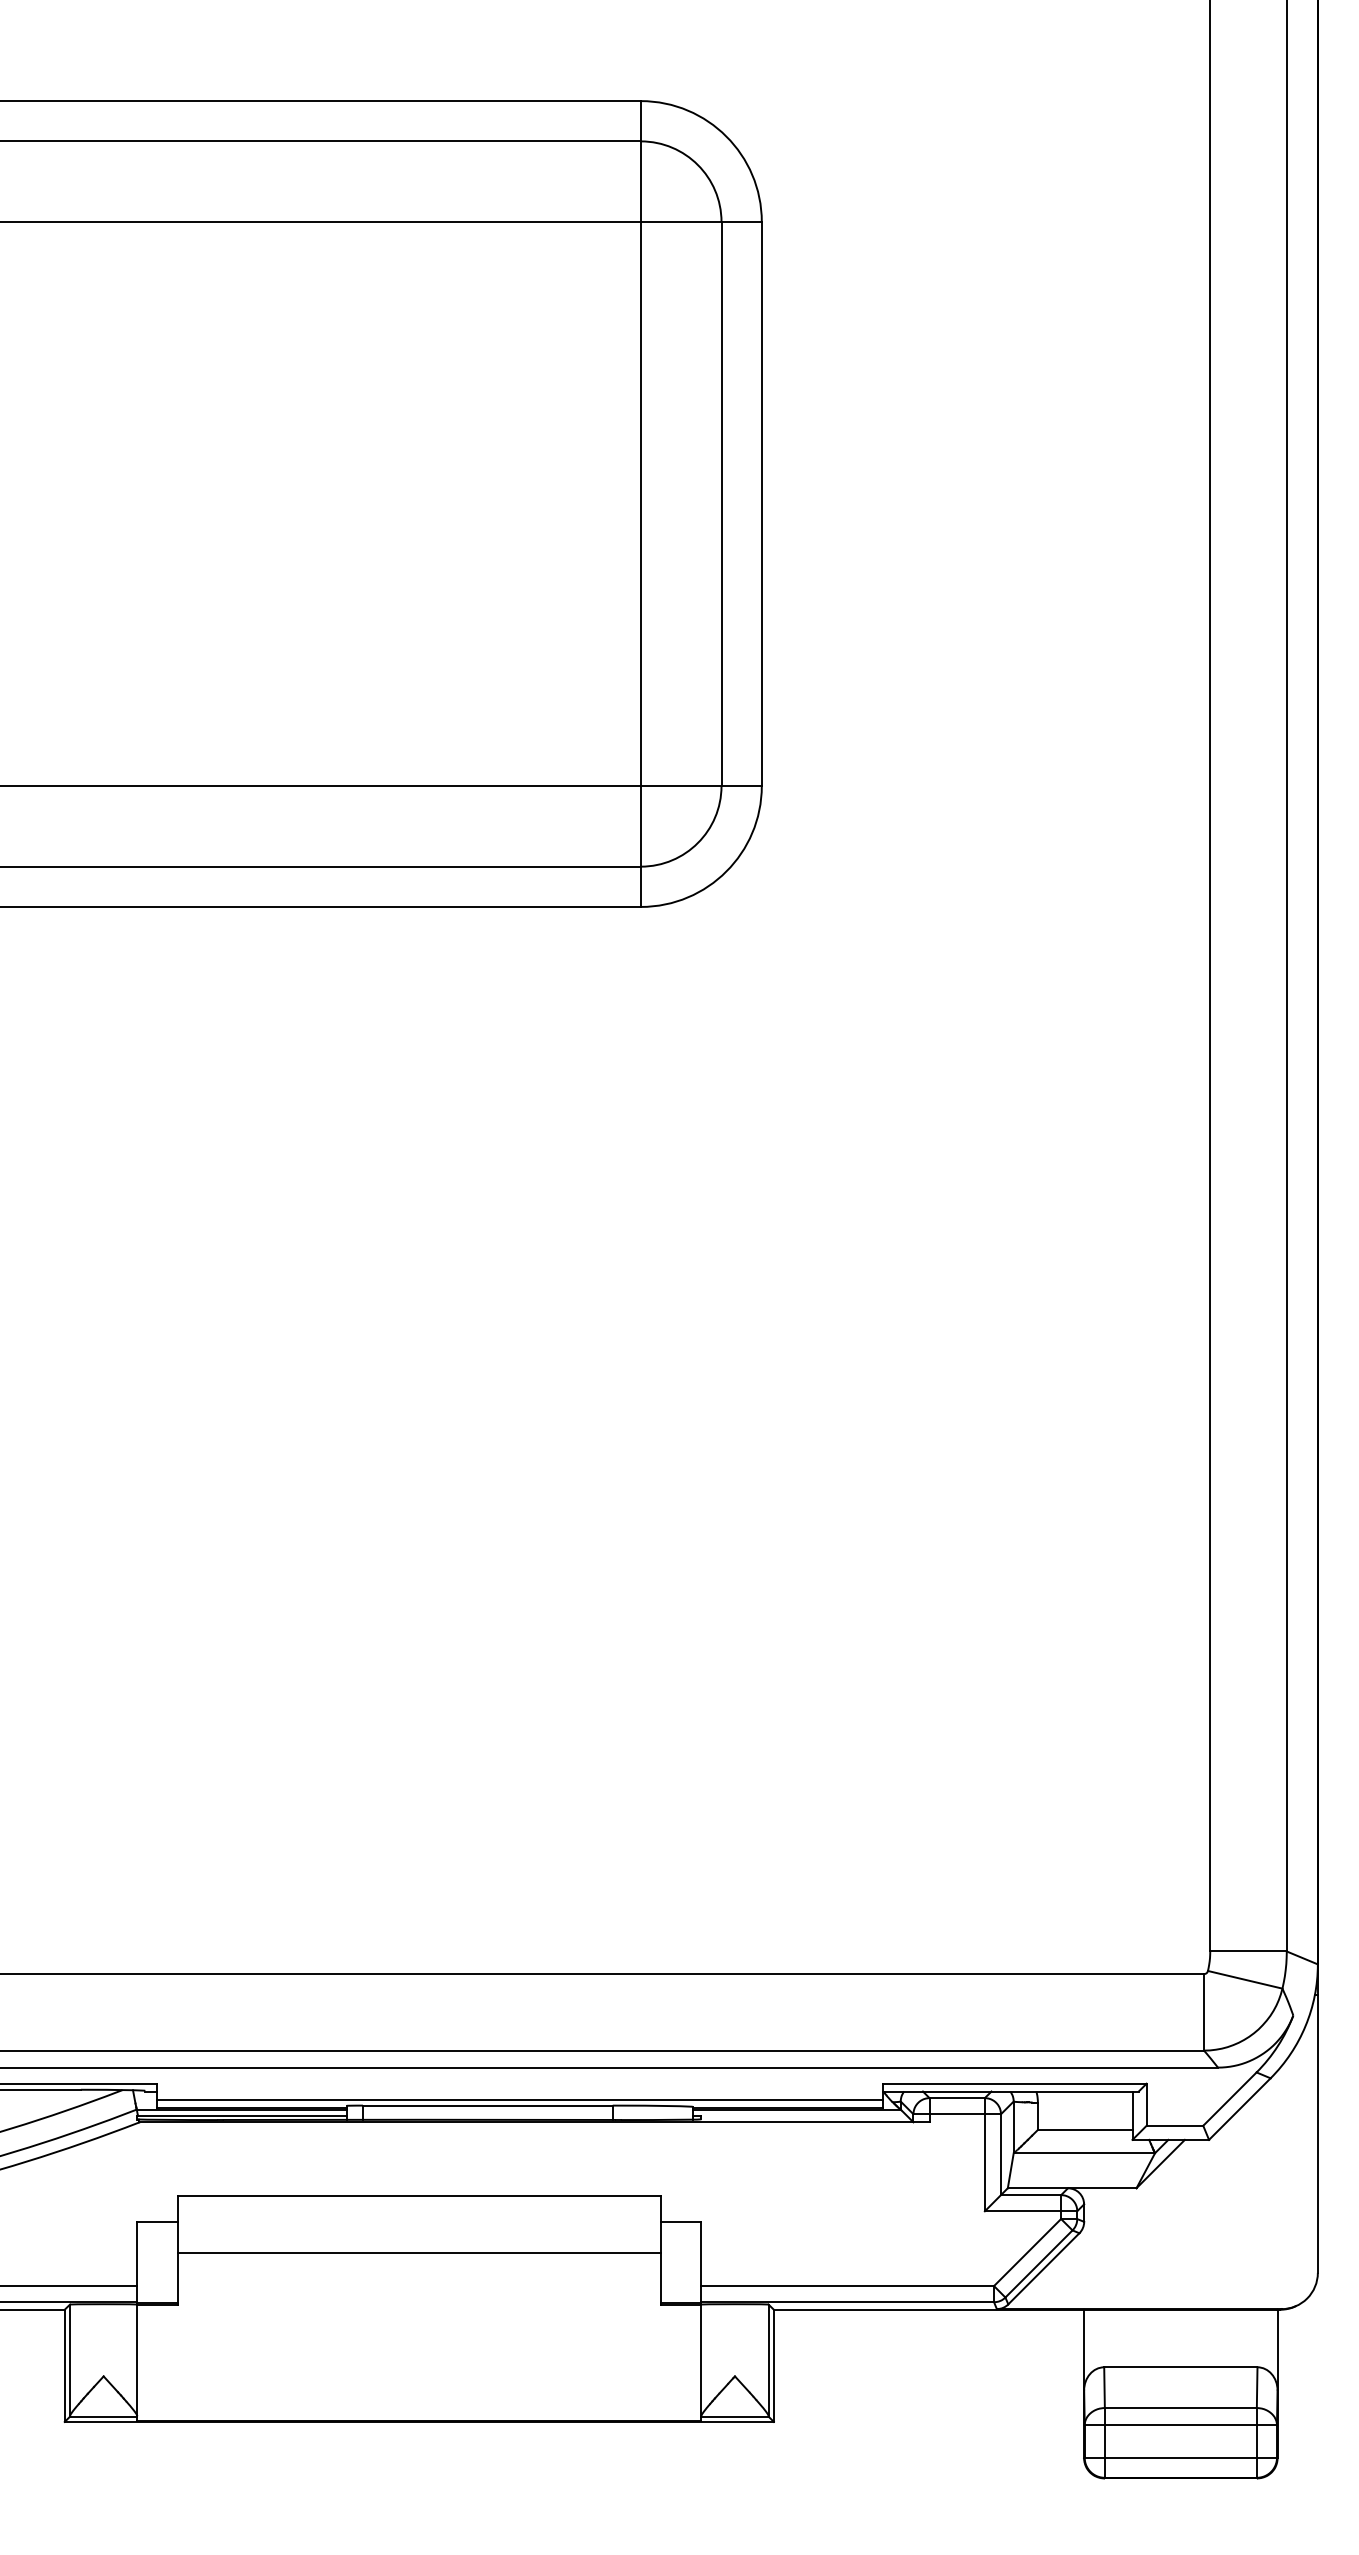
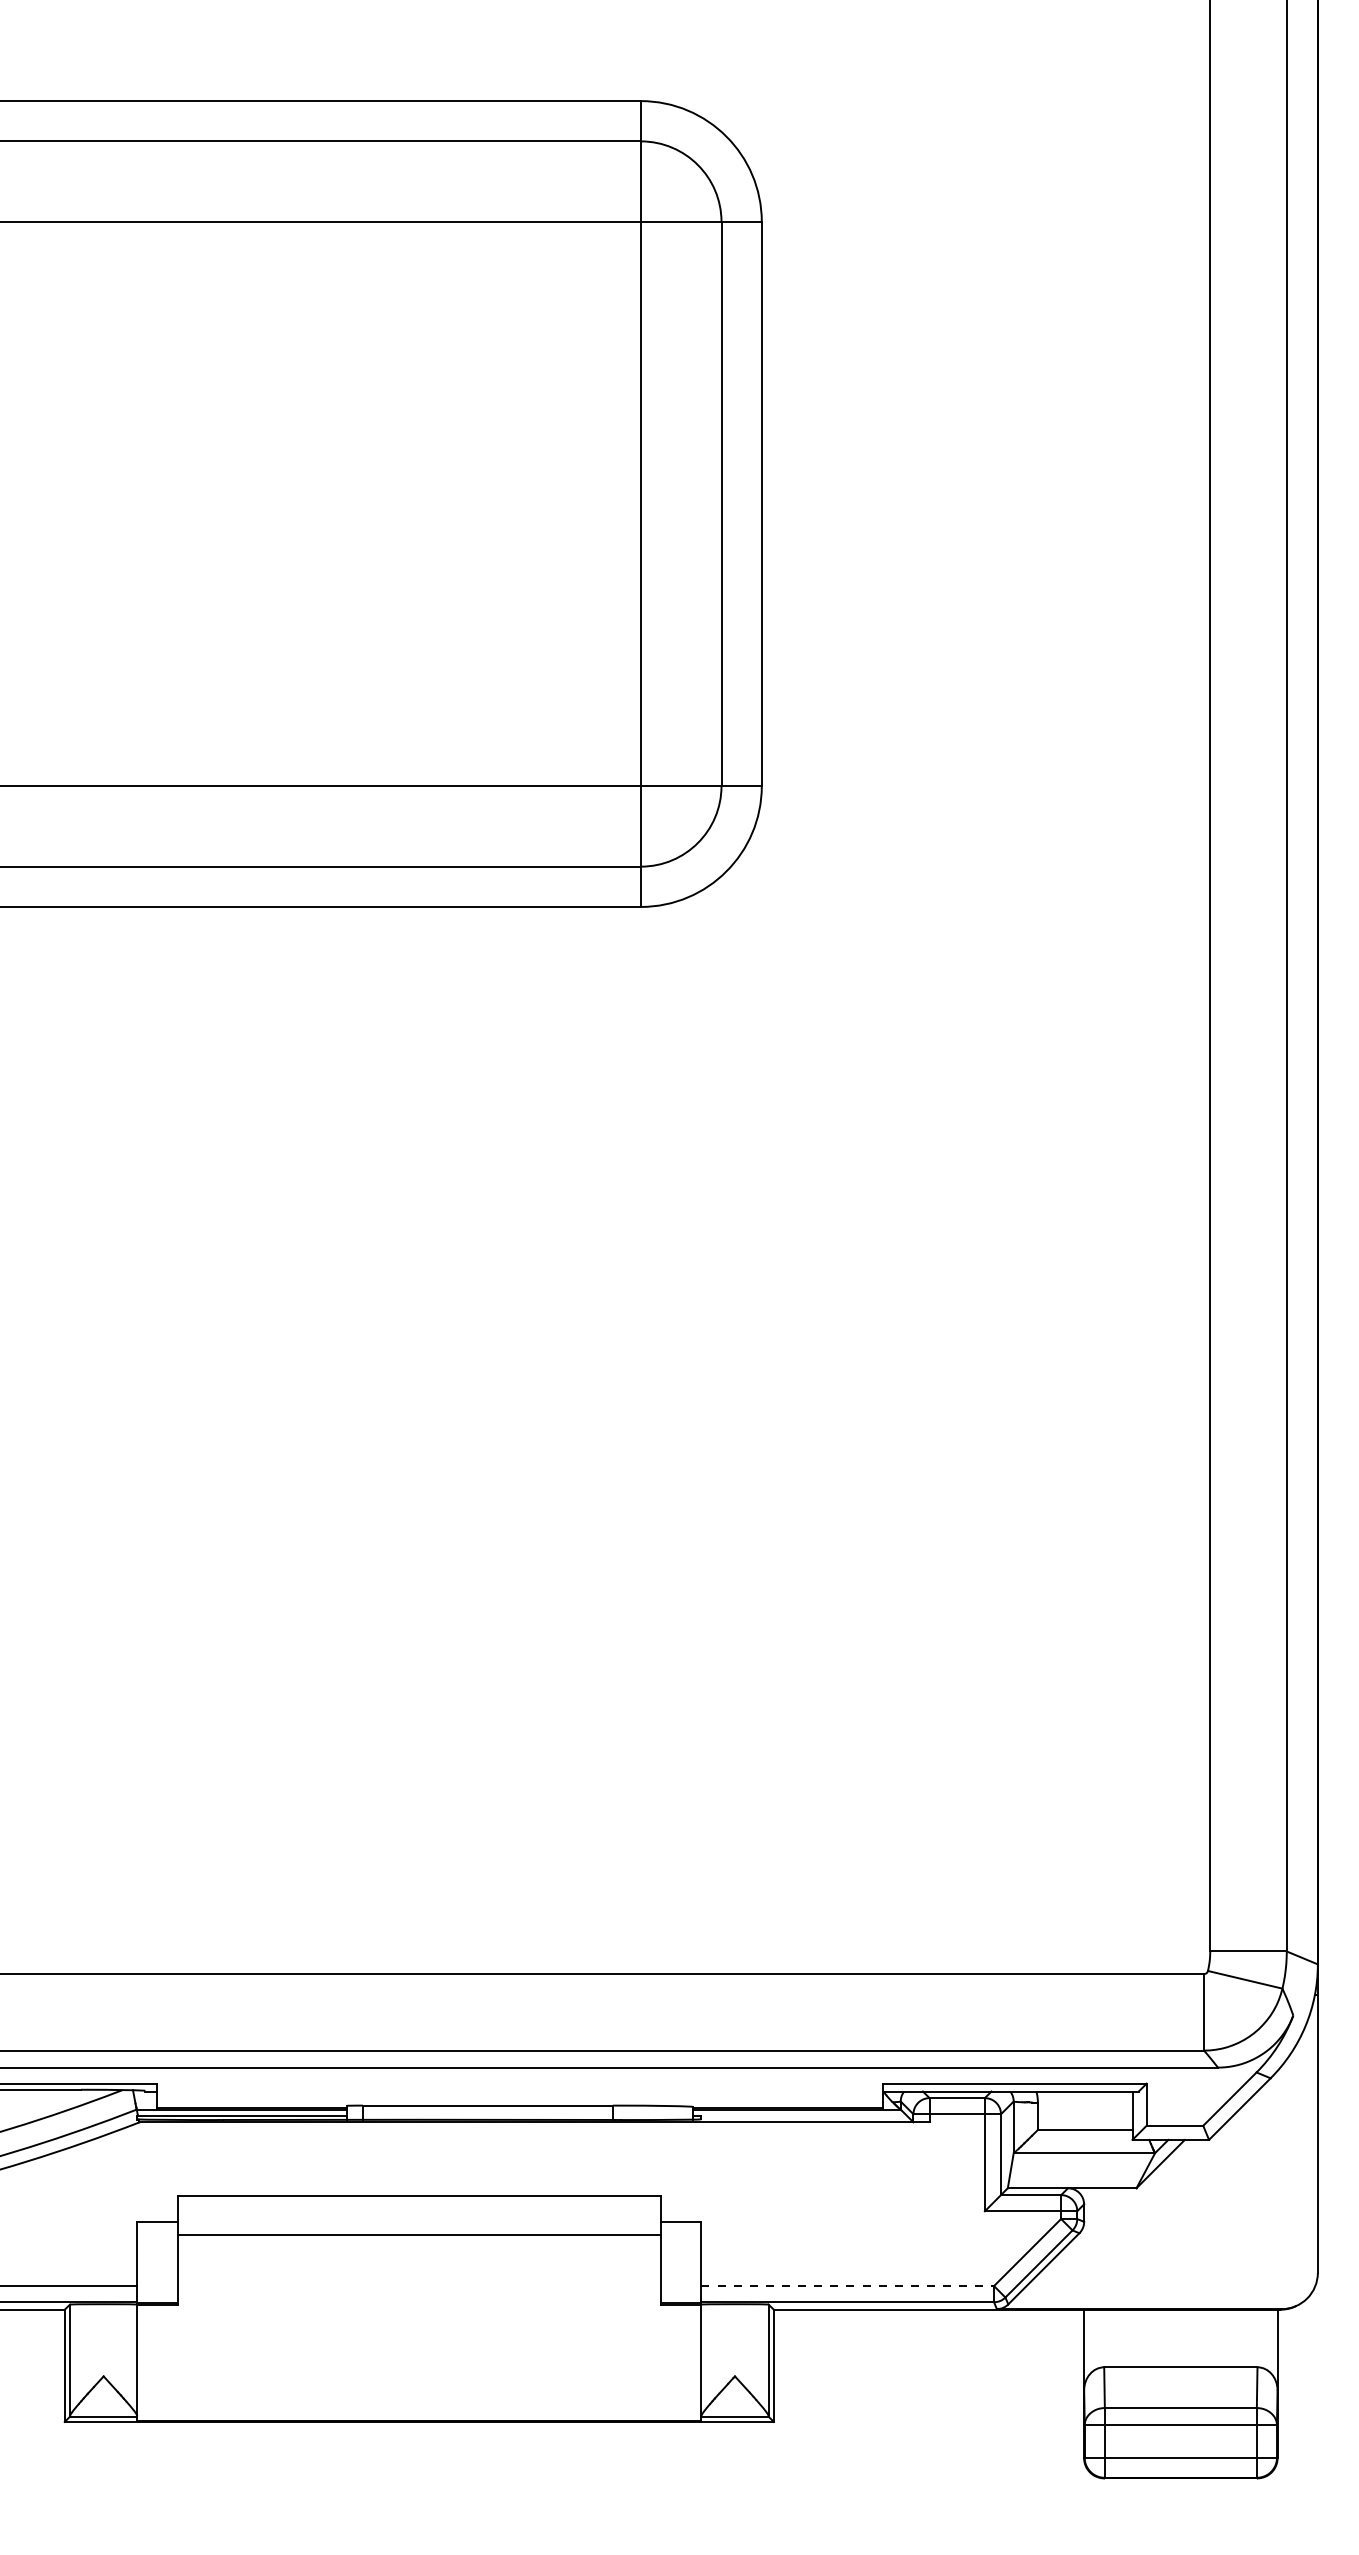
line: present -> none (519, 2099)
line position: (419, 2252) -> (419, 2234) (419, 2234)
line: solid -> dashed (848, 2286)
